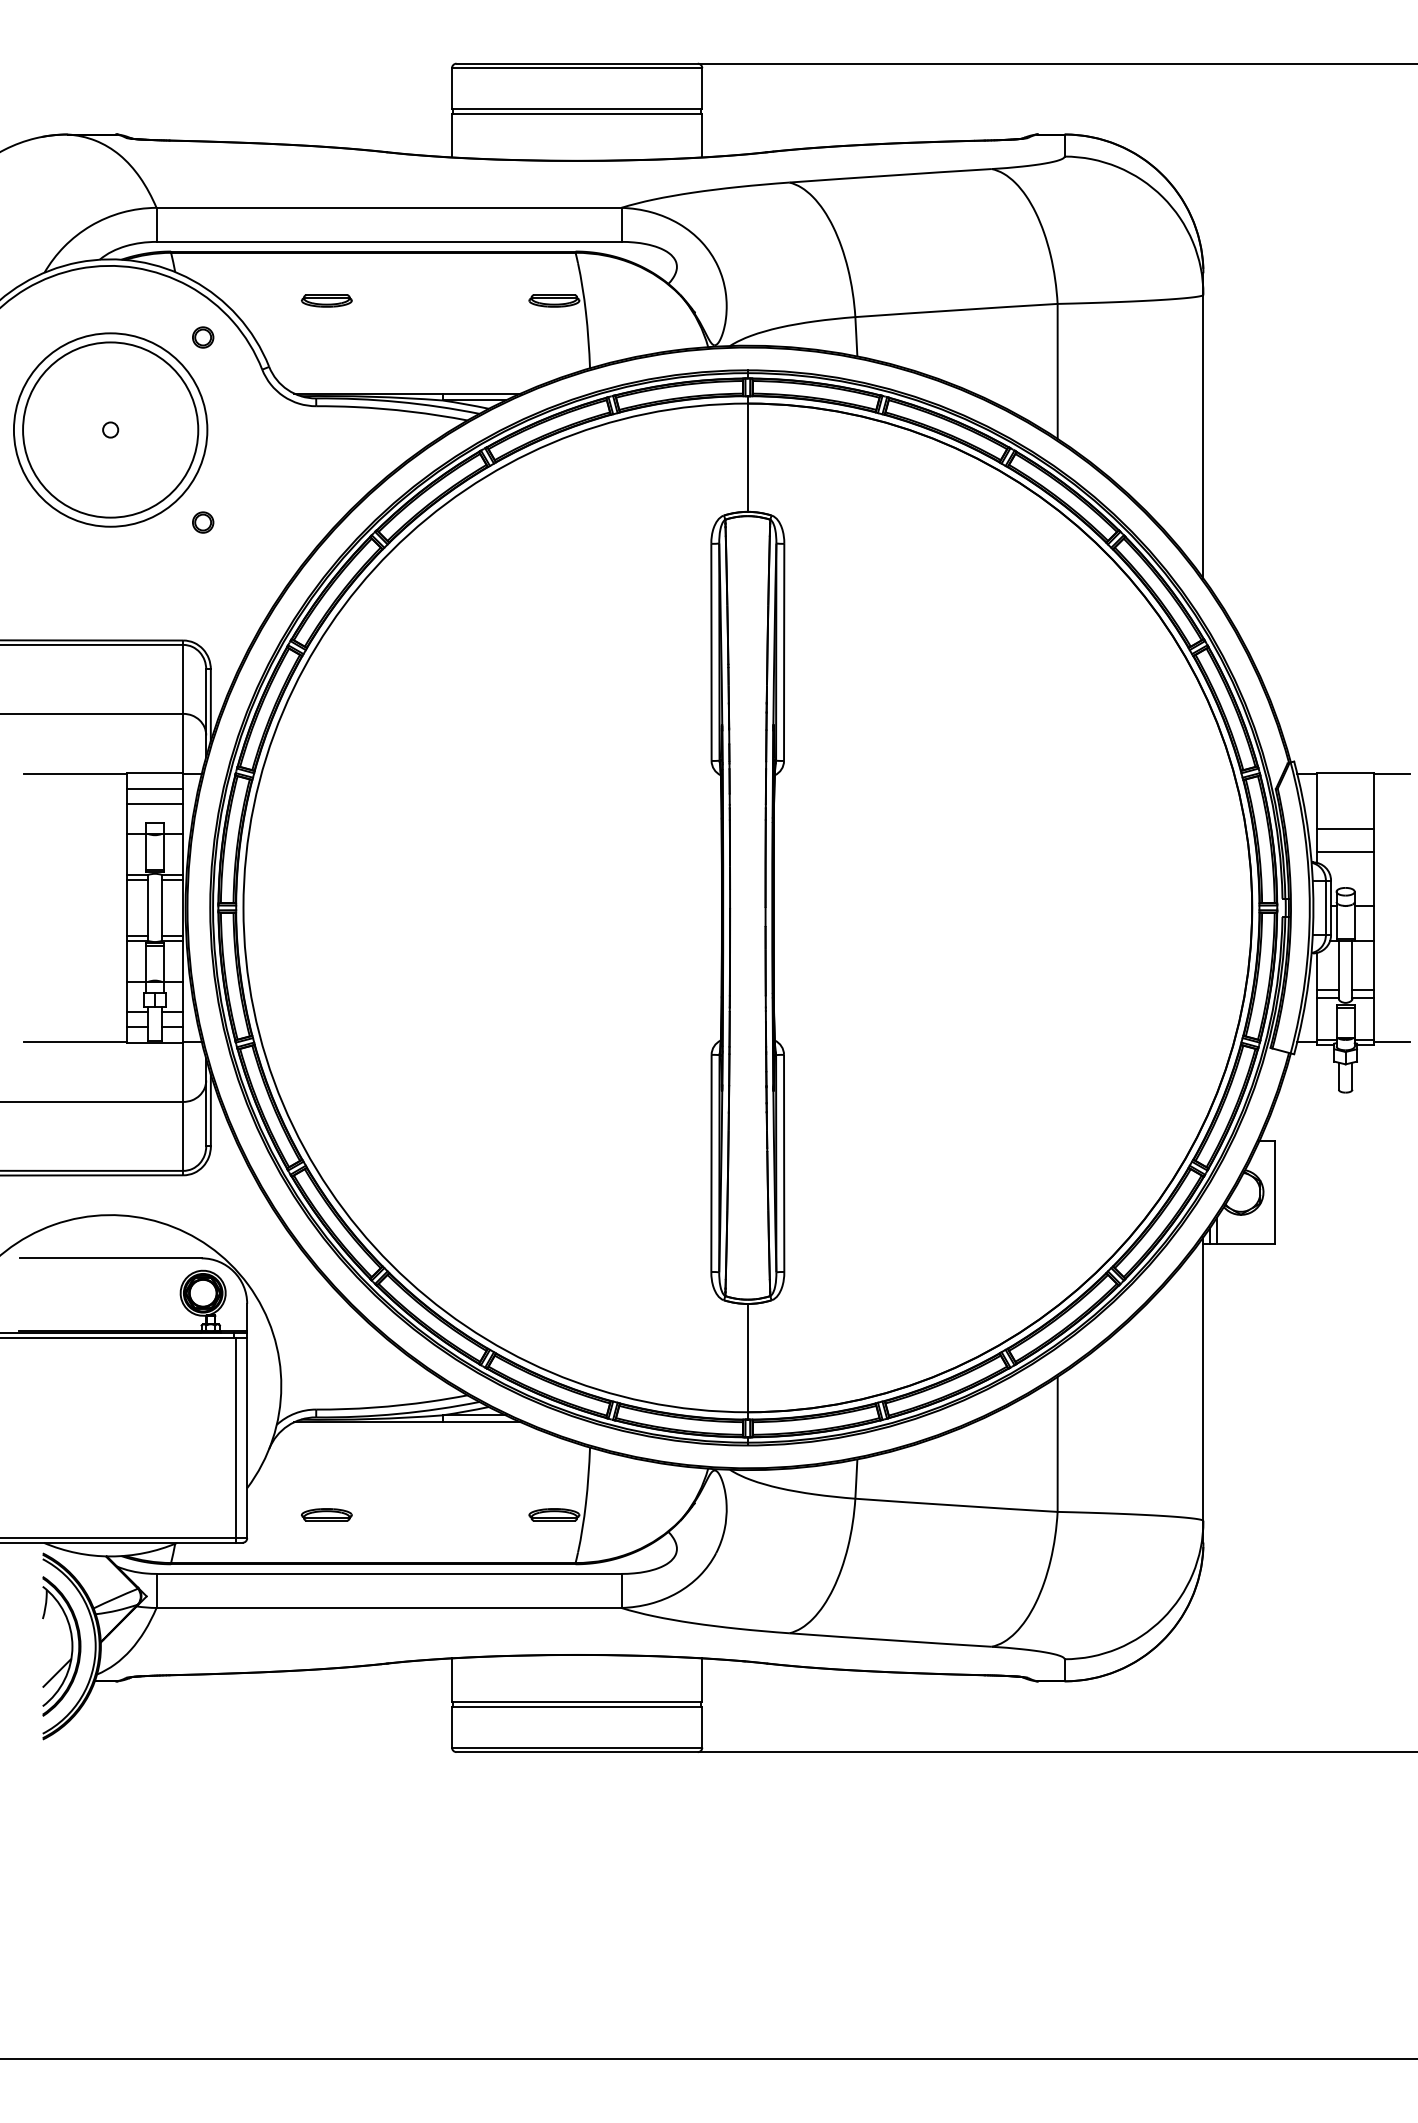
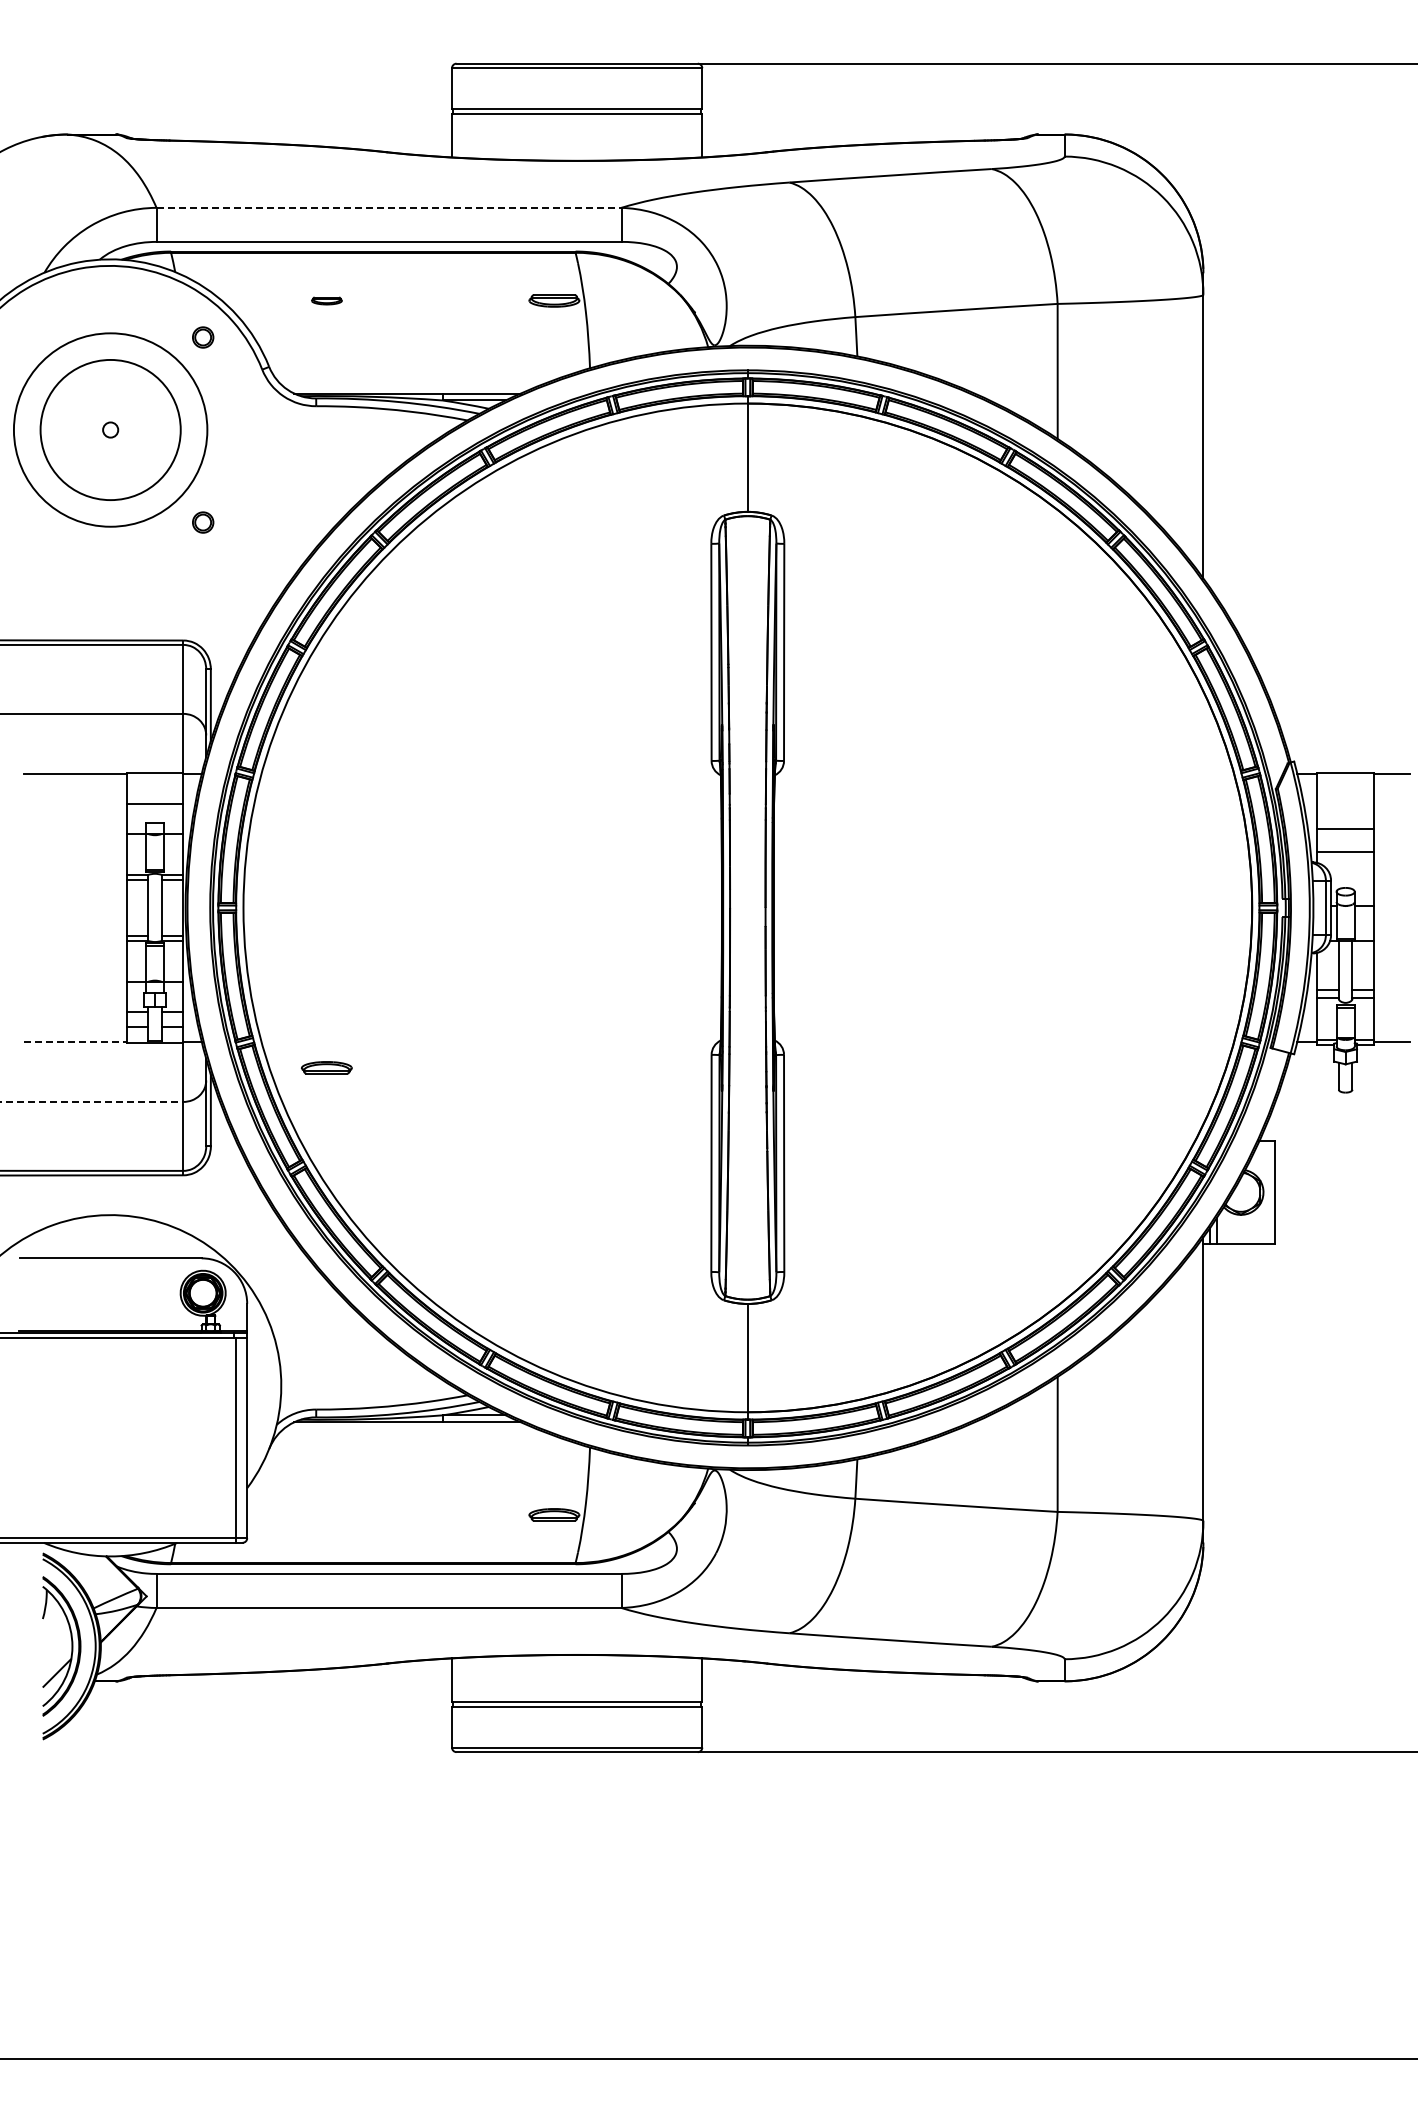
line: solid -> dashed (389, 207)
part size: 52x14 px -> 32x10 px (326, 300)
circle diameter: 175 px -> 140 px (110, 429)
line: present -> none (154, 788)
line: solid -> dashed (75, 1042)
line: solid -> dashed (91, 1101)
part position: (326, 1514) -> (326, 1067) (326, 1067)
